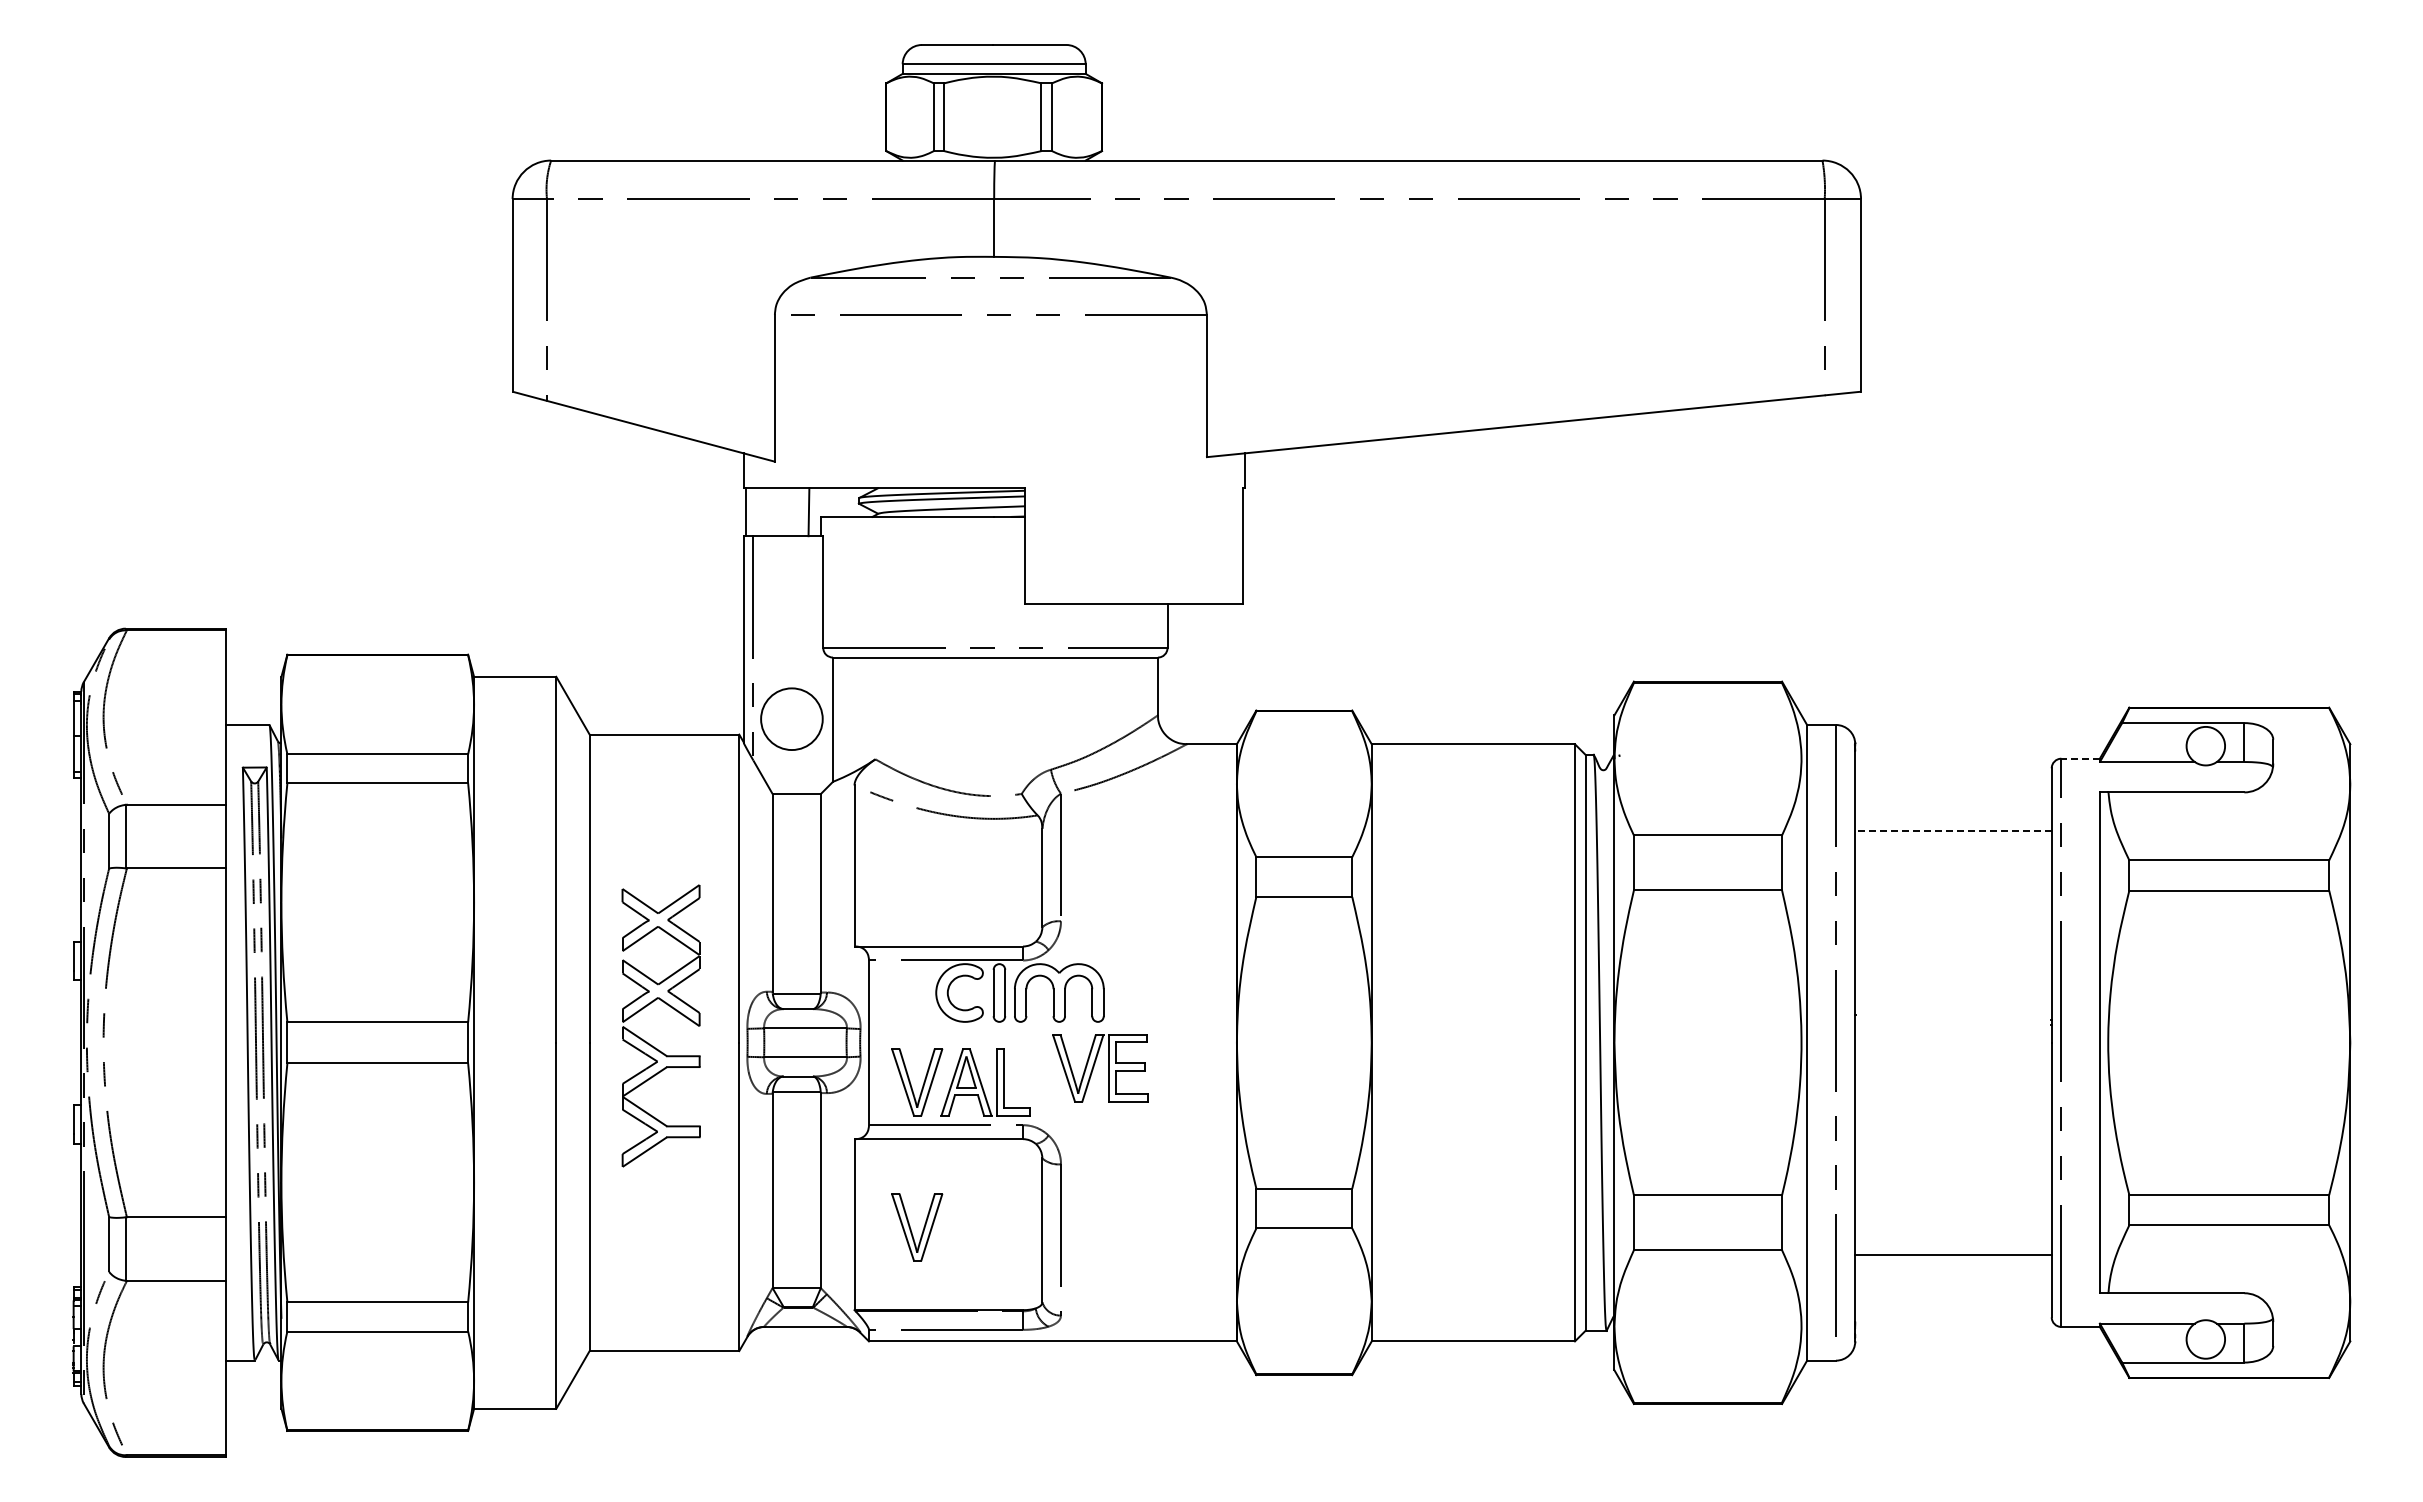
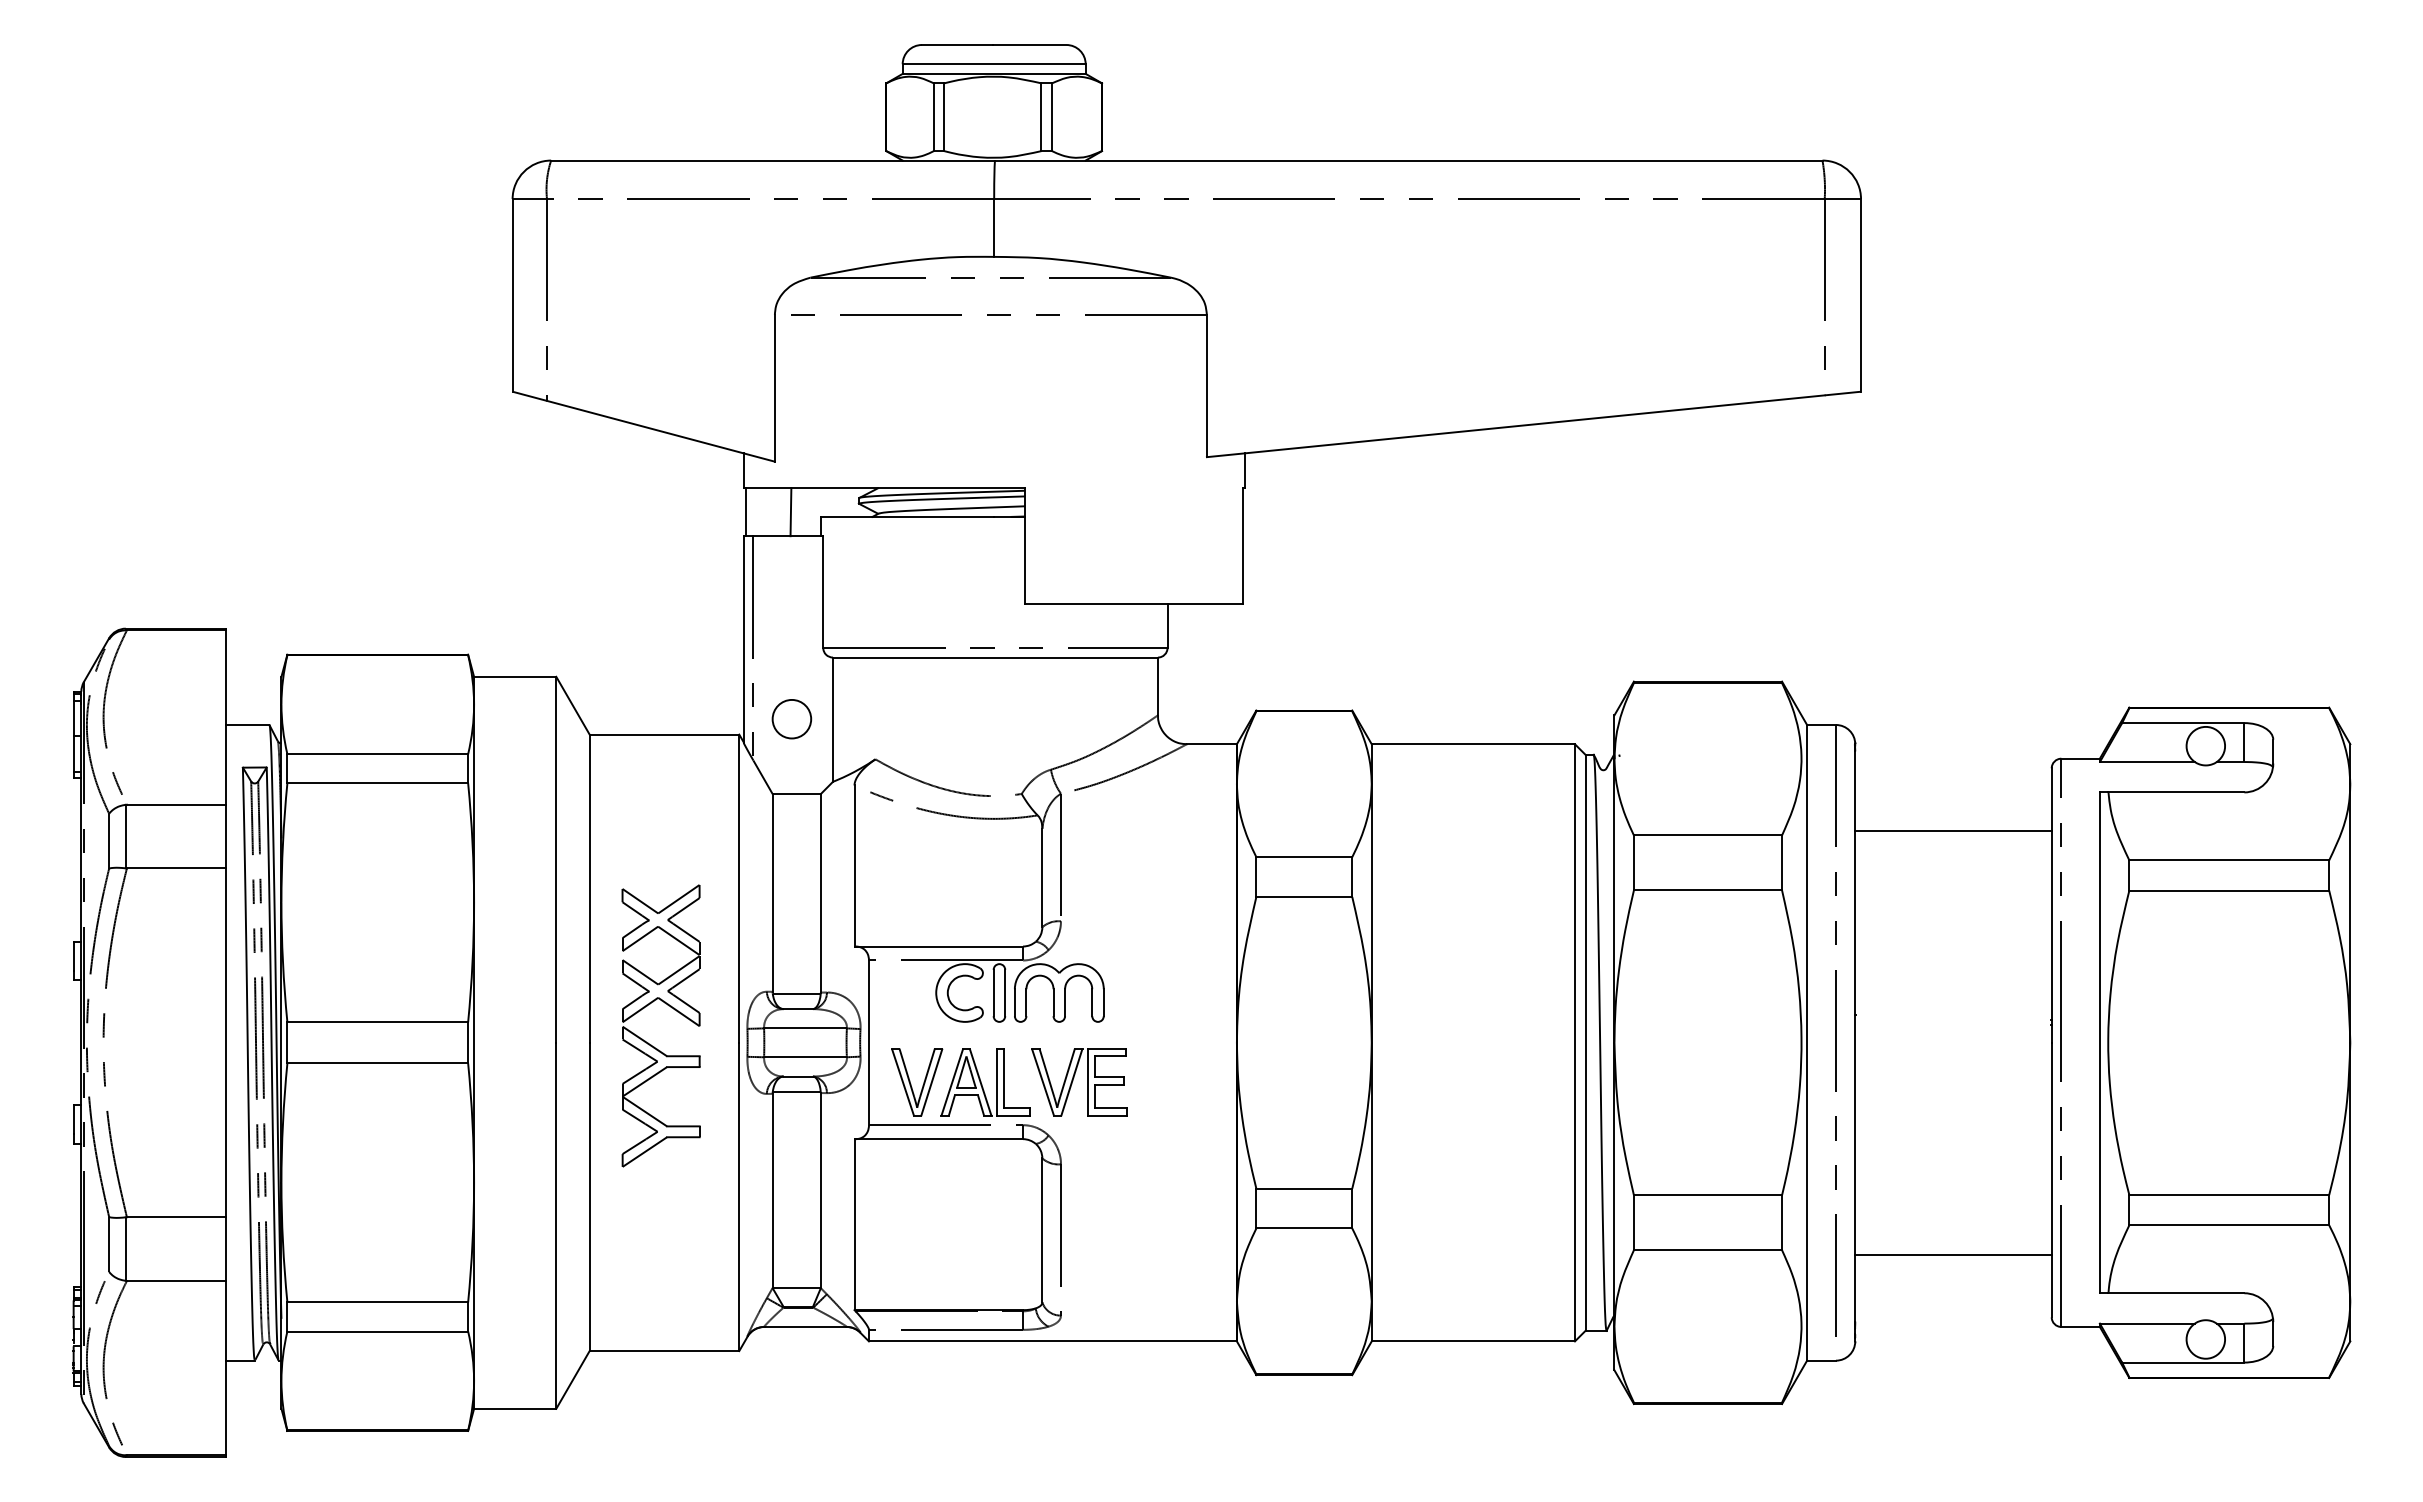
line position: (808, 512) -> (790, 512) (790, 512)
circle diameter: 62 px -> 39 px (791, 718)
line: dashed -> solid (2080, 758)
line: dashed -> solid (1952, 830)
part position: (1094, 1067) -> (1073, 1081) (1073, 1081)
part: present -> none (917, 1227)
